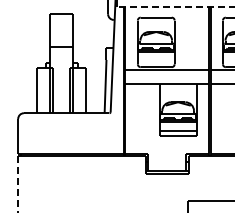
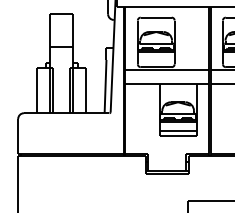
line: dashed -> solid (175, 6)
line: dashed -> solid (18, 184)
